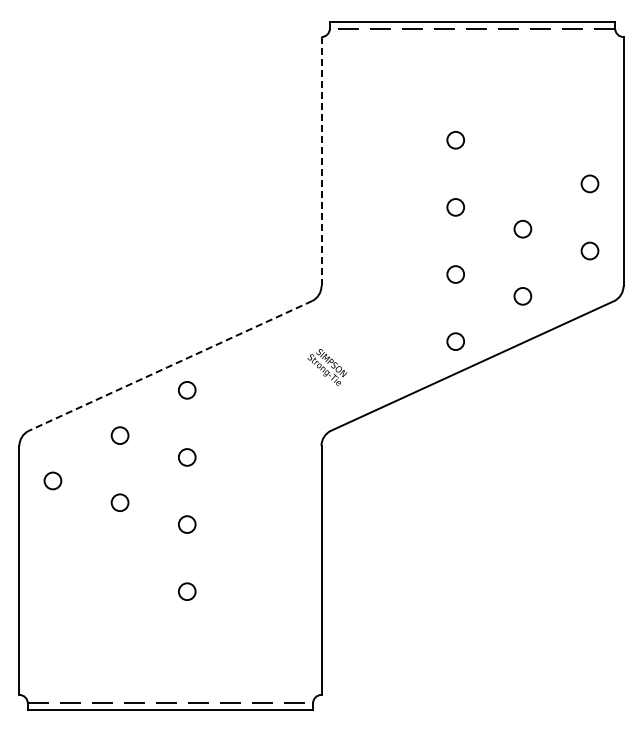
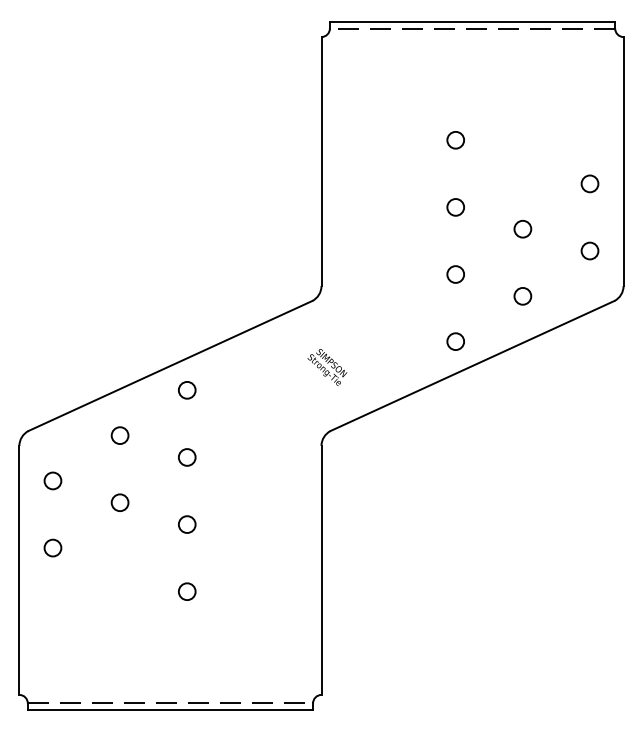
line: dashed -> solid (321, 162)
line: dashed -> solid (170, 366)
circle: none -> present (52, 547)
